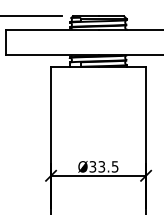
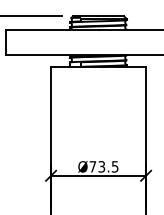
text: Ø33.5 -> Ø73.5 (92, 166)
